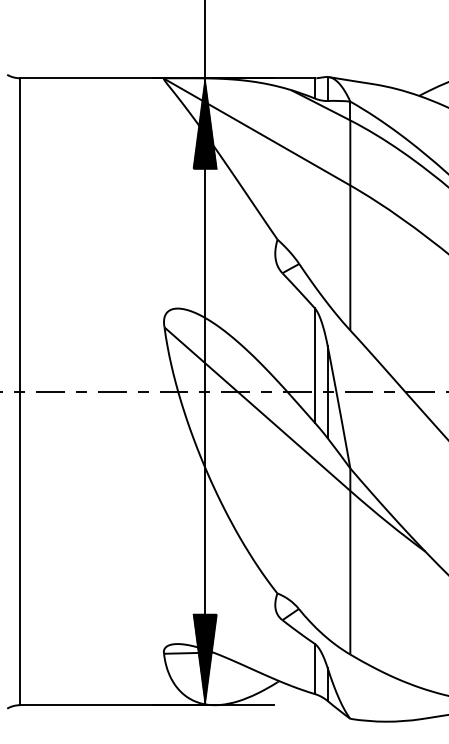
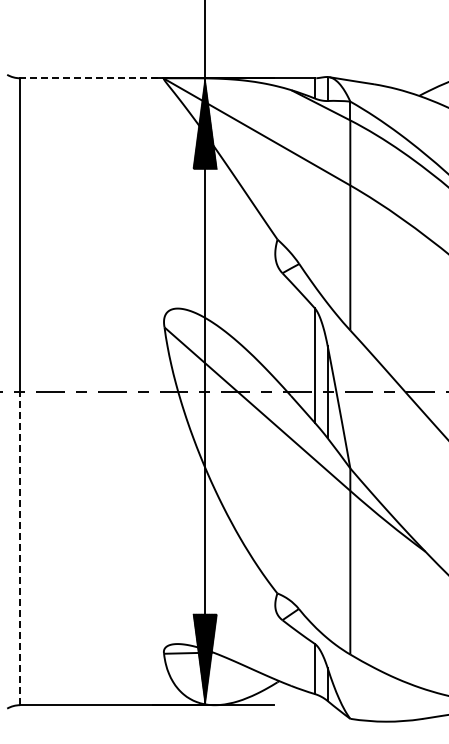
line: solid -> dashed (94, 78)
line: solid -> dashed (20, 548)
